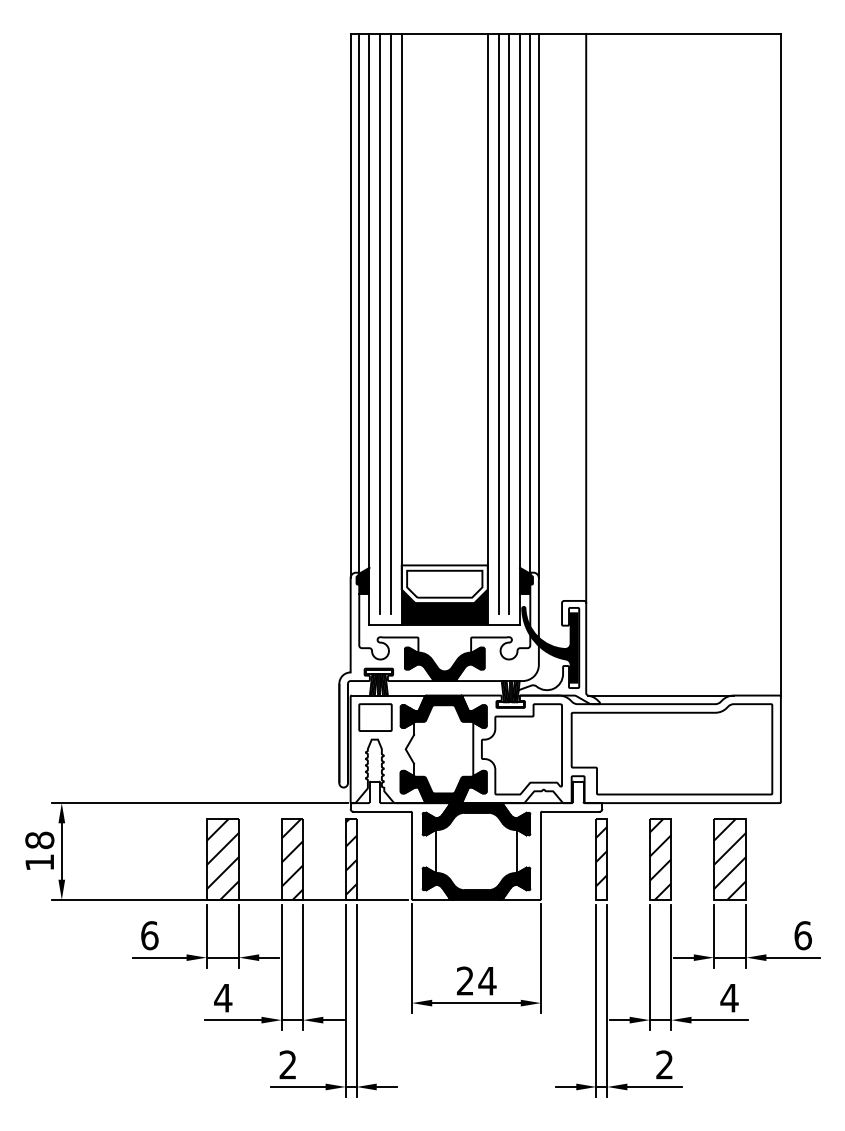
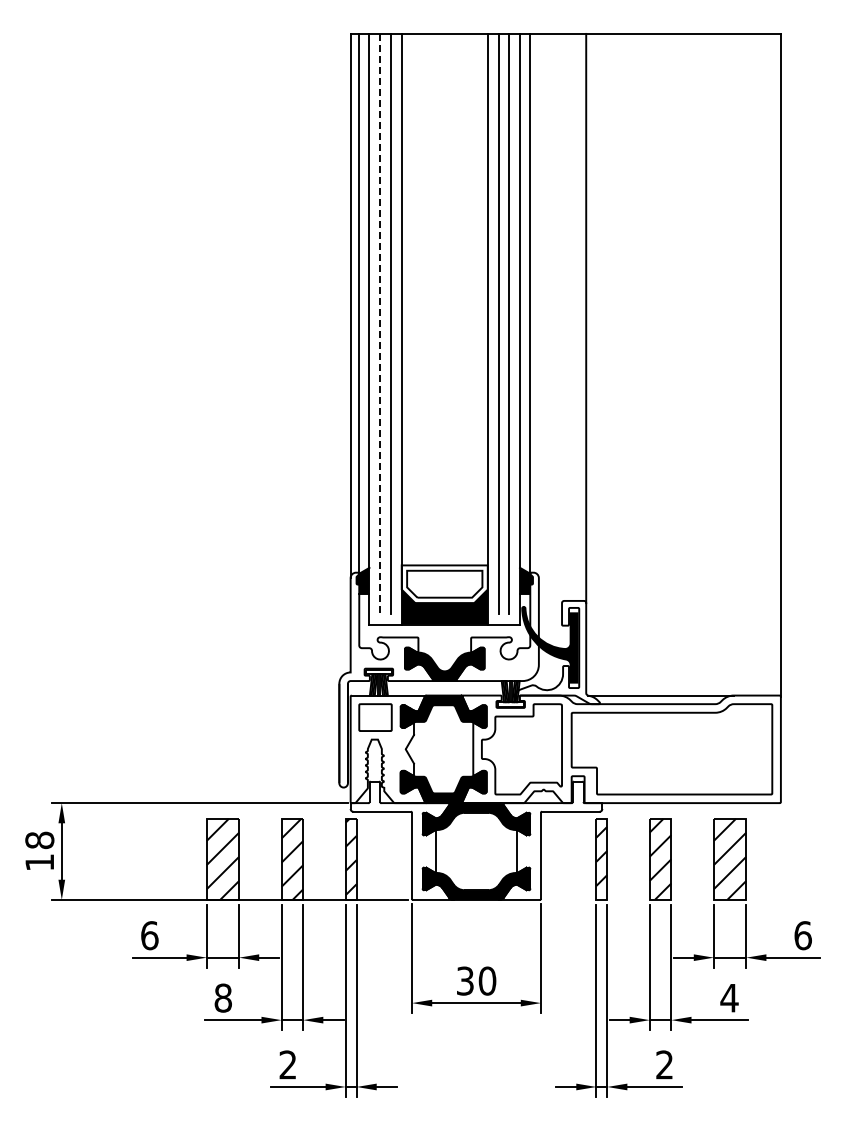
line: present -> none (538, 305)
line: solid -> dashed (380, 323)
text: 24 -> 30 (476, 980)
text: 4 -> 8 (223, 997)
